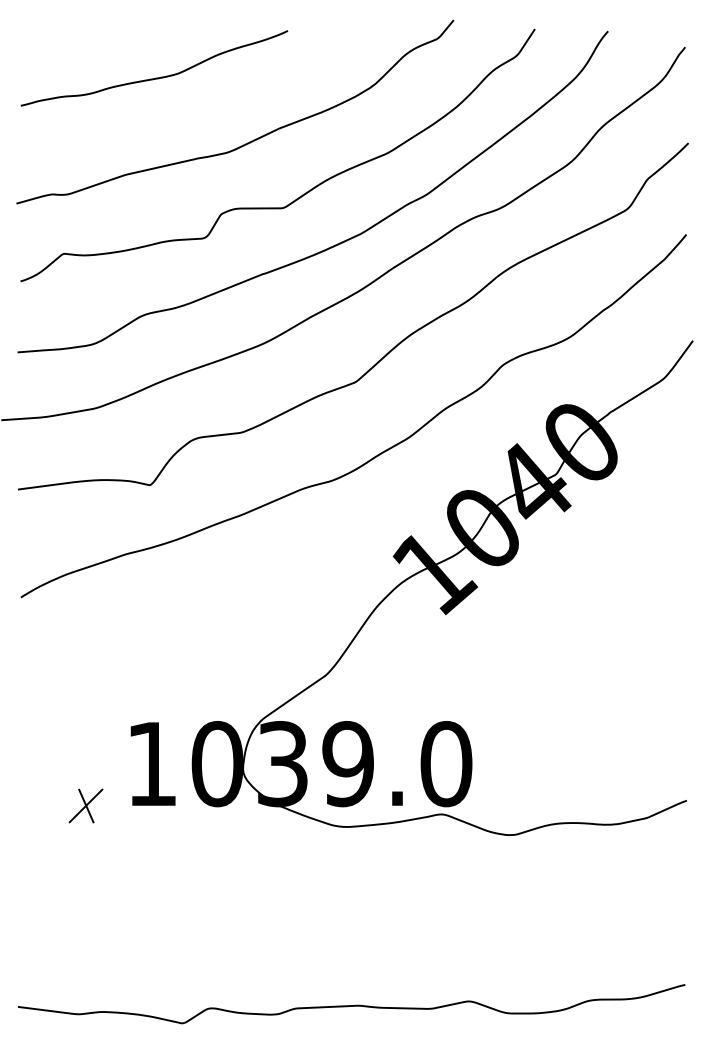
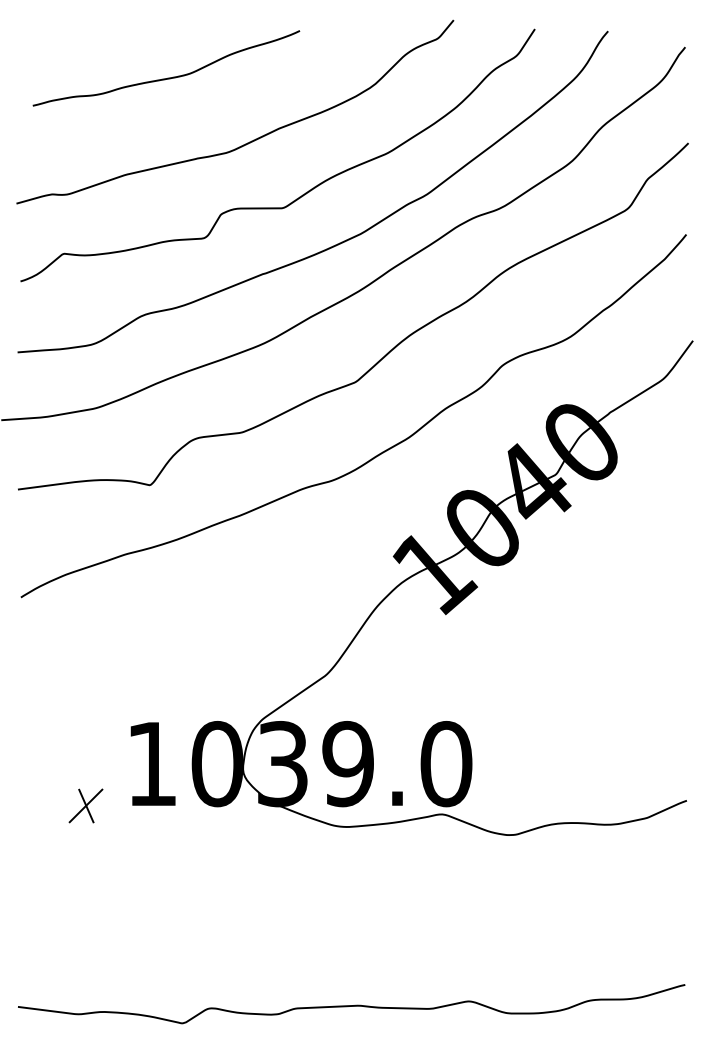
curve position: (155, 77) -> (167, 77) (167, 77)
